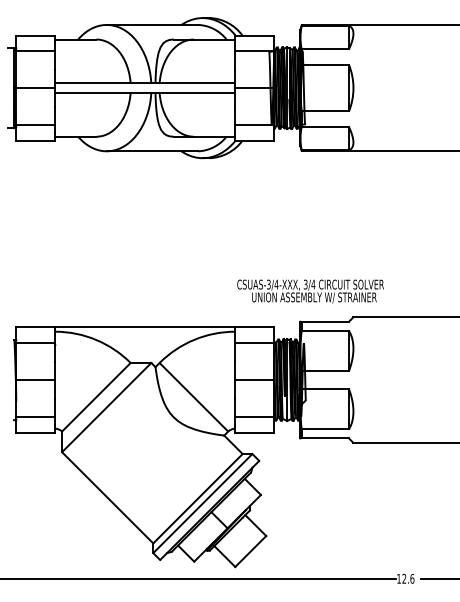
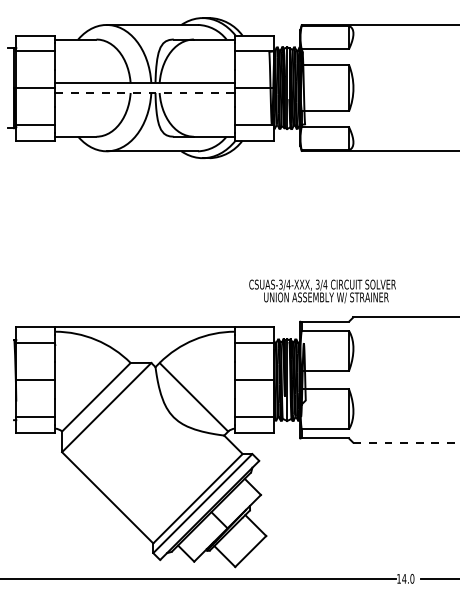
line: solid -> dashed (145, 93)
text position: (310, 291) -> (322, 291) (322, 291)
line: solid -> dashed (406, 442)
text: 12.6 -> 14.0 (408, 578)
